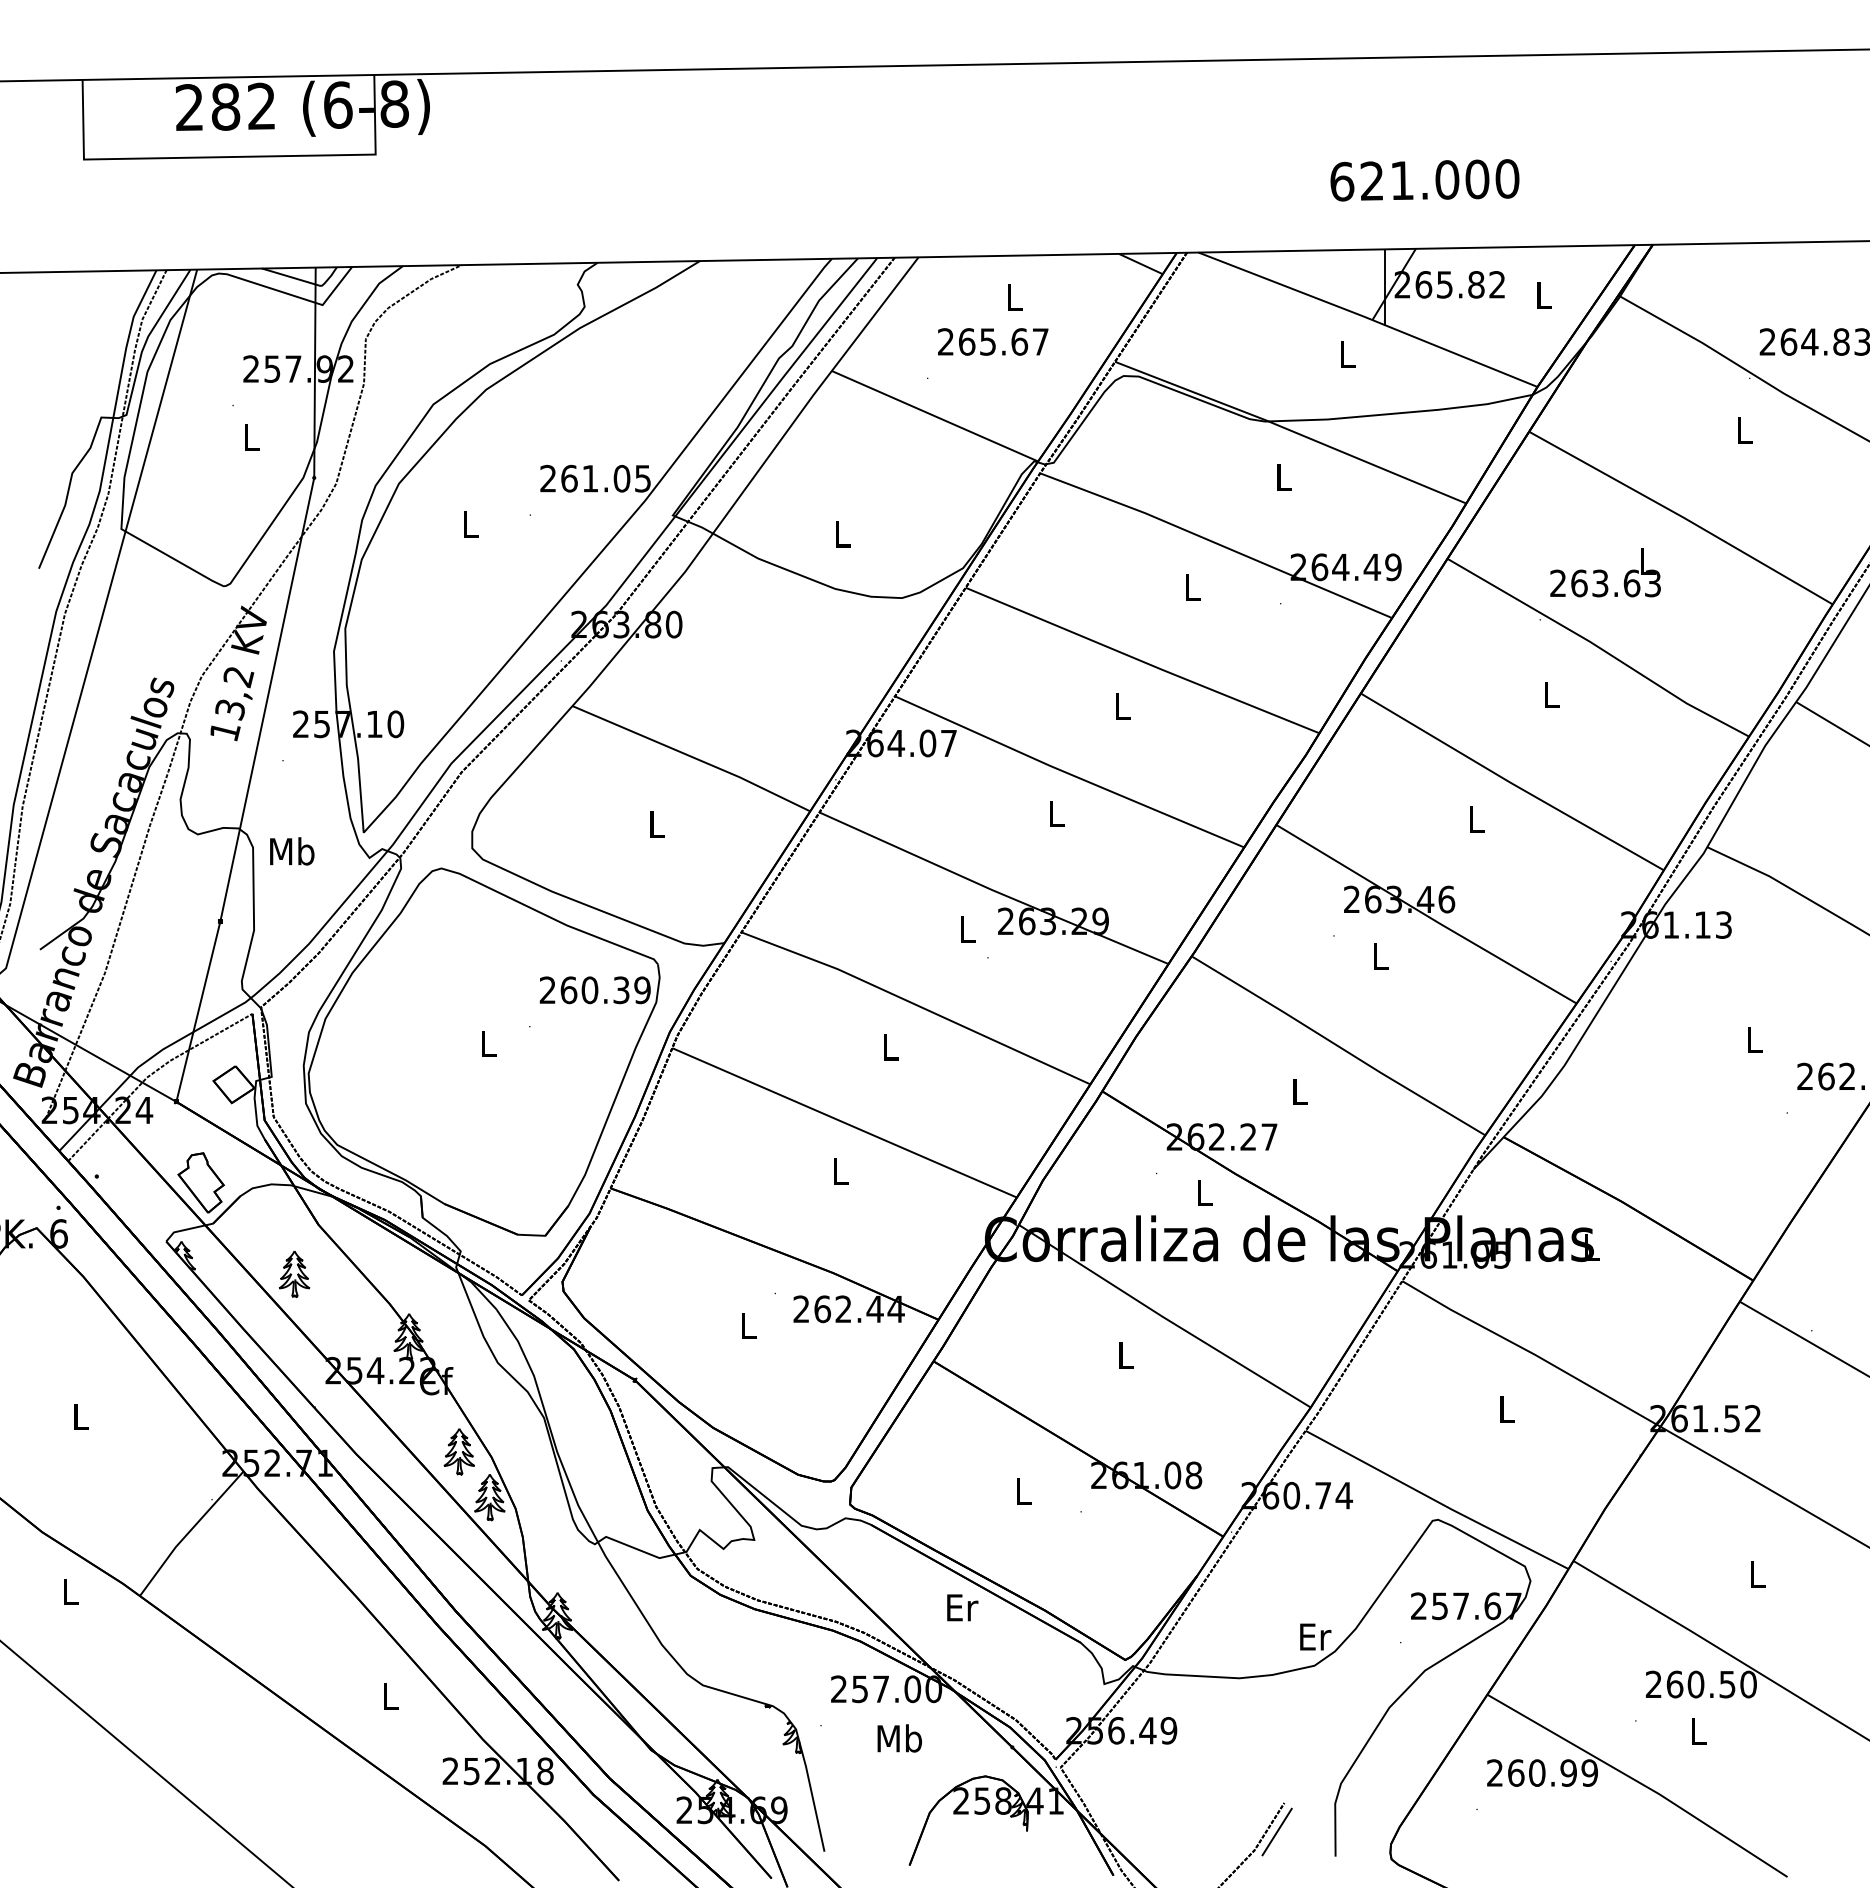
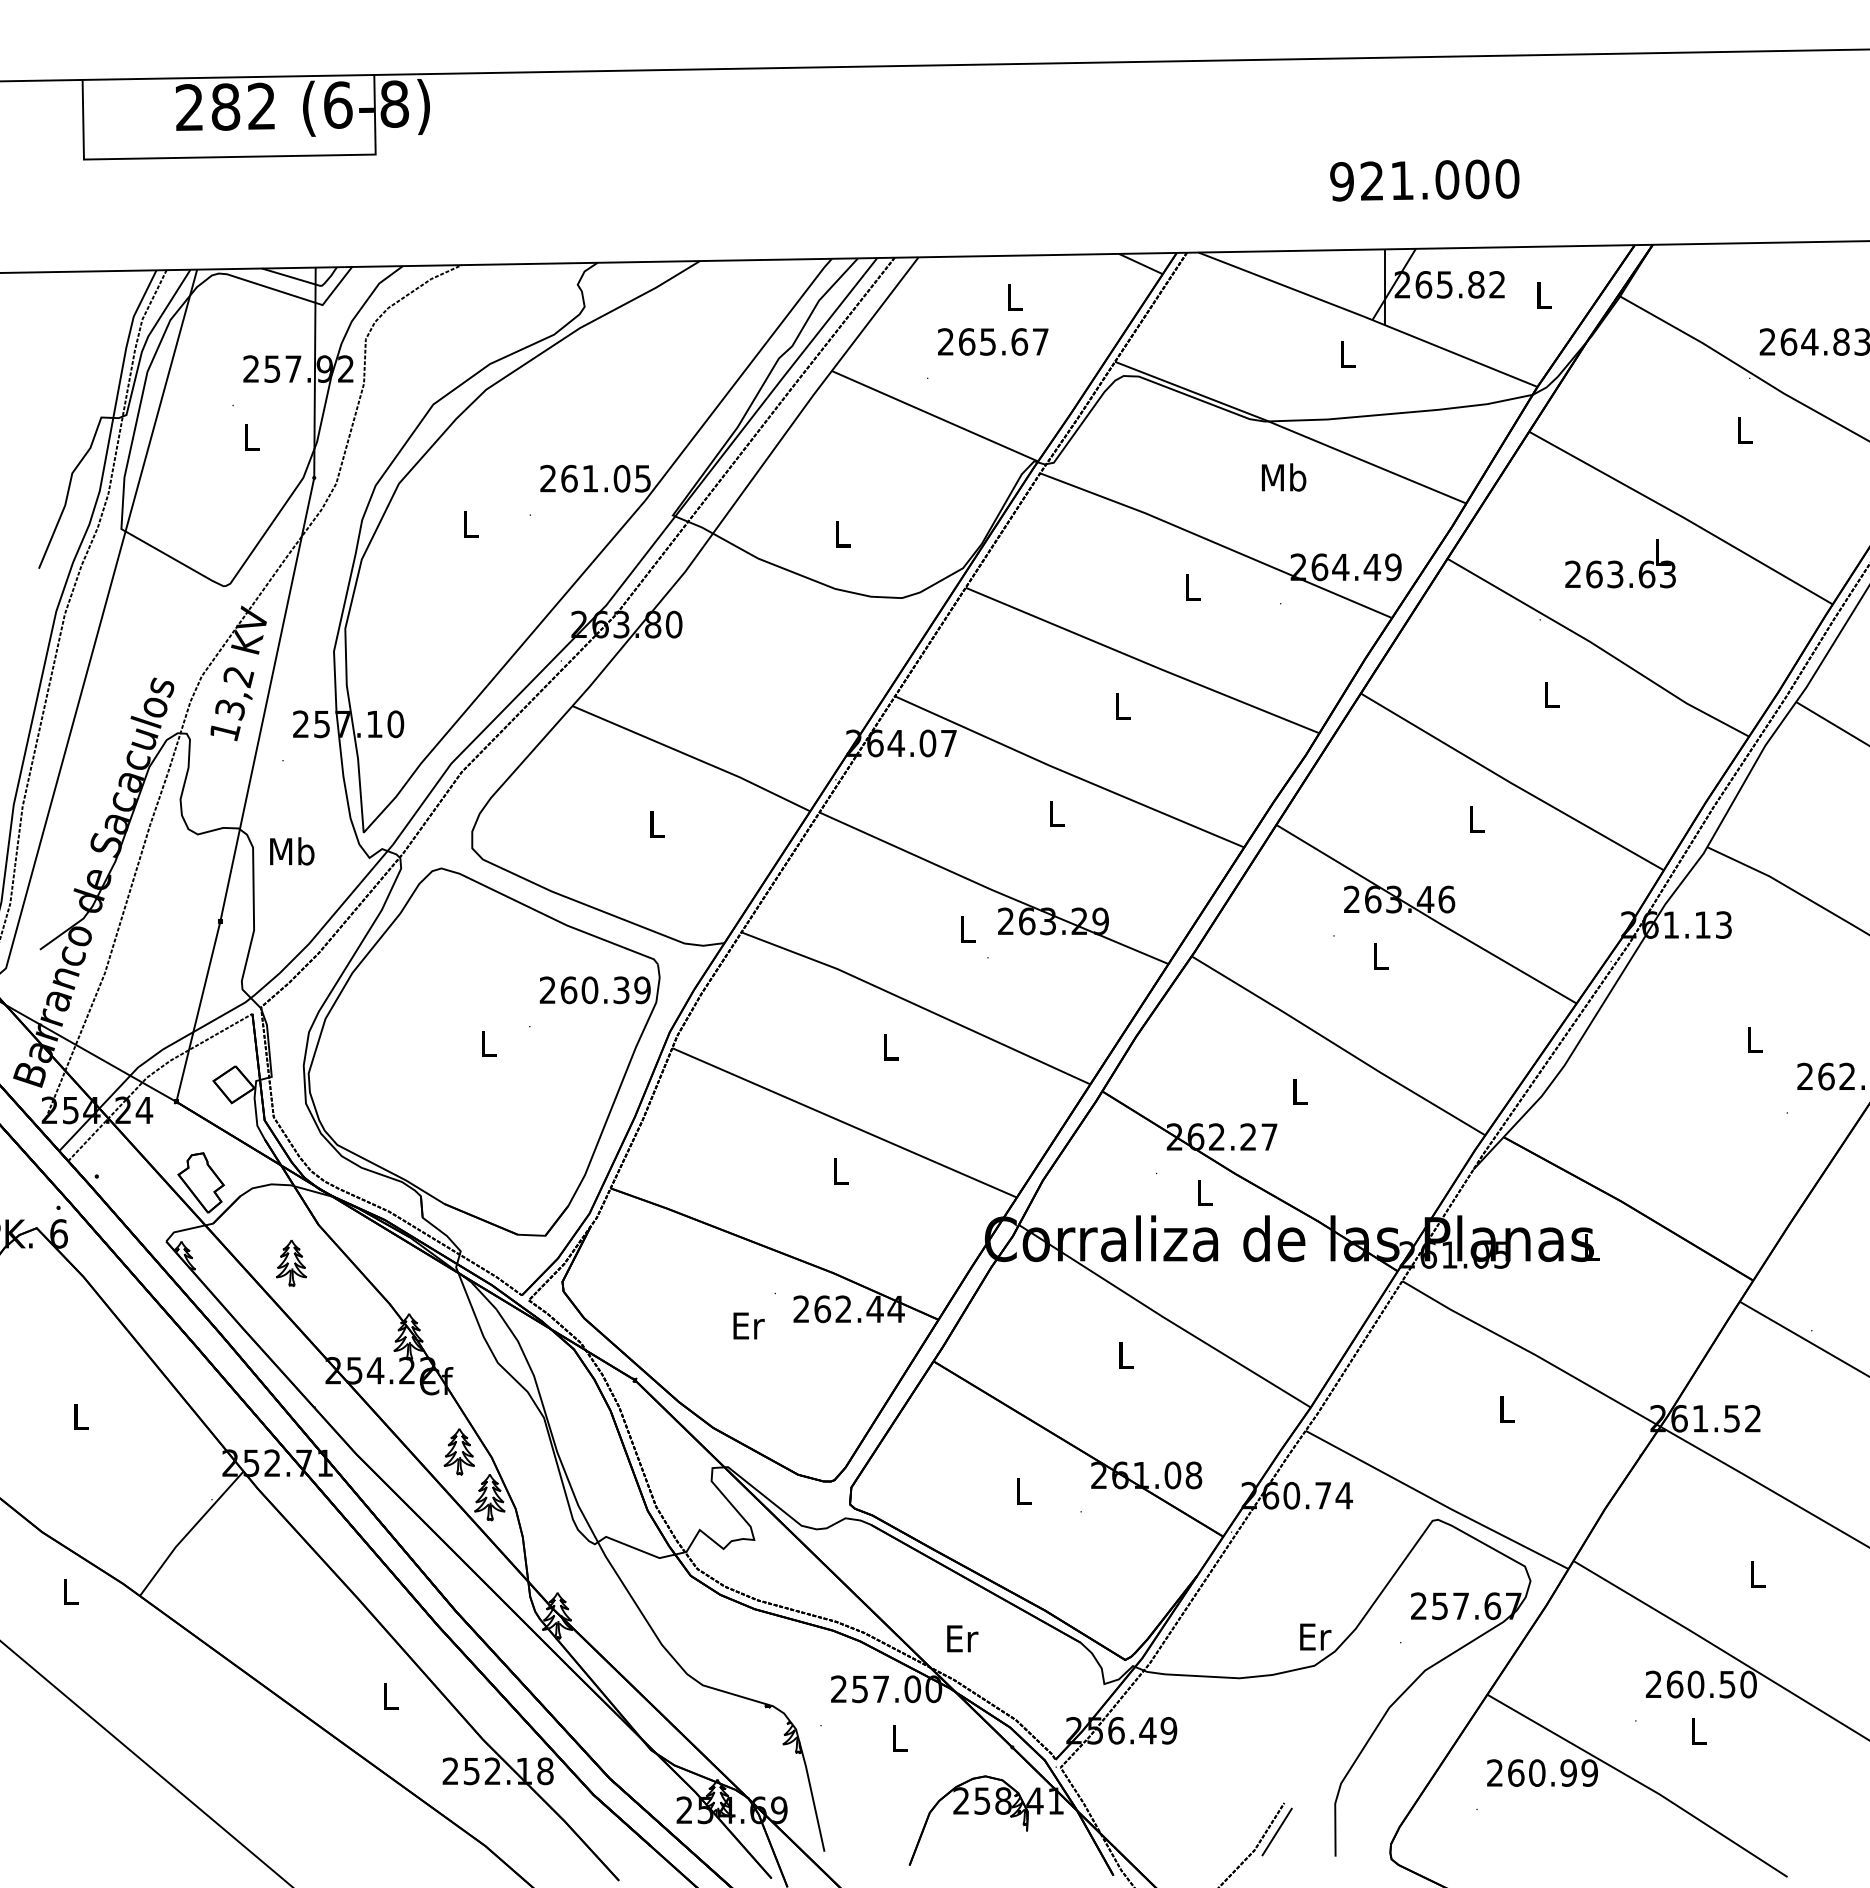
text: 621.000 -> 921.000 (1342, 181)
text: L -> Mb (1283, 477)
text position: (1605, 572) -> (1620, 563) (1620, 563)
part position: (294, 1274) -> (291, 1263) (291, 1263)
text: L -> Er (748, 1325)
text position: (962, 1607) -> (962, 1638) (962, 1638)
text: Mb -> L (899, 1738)
